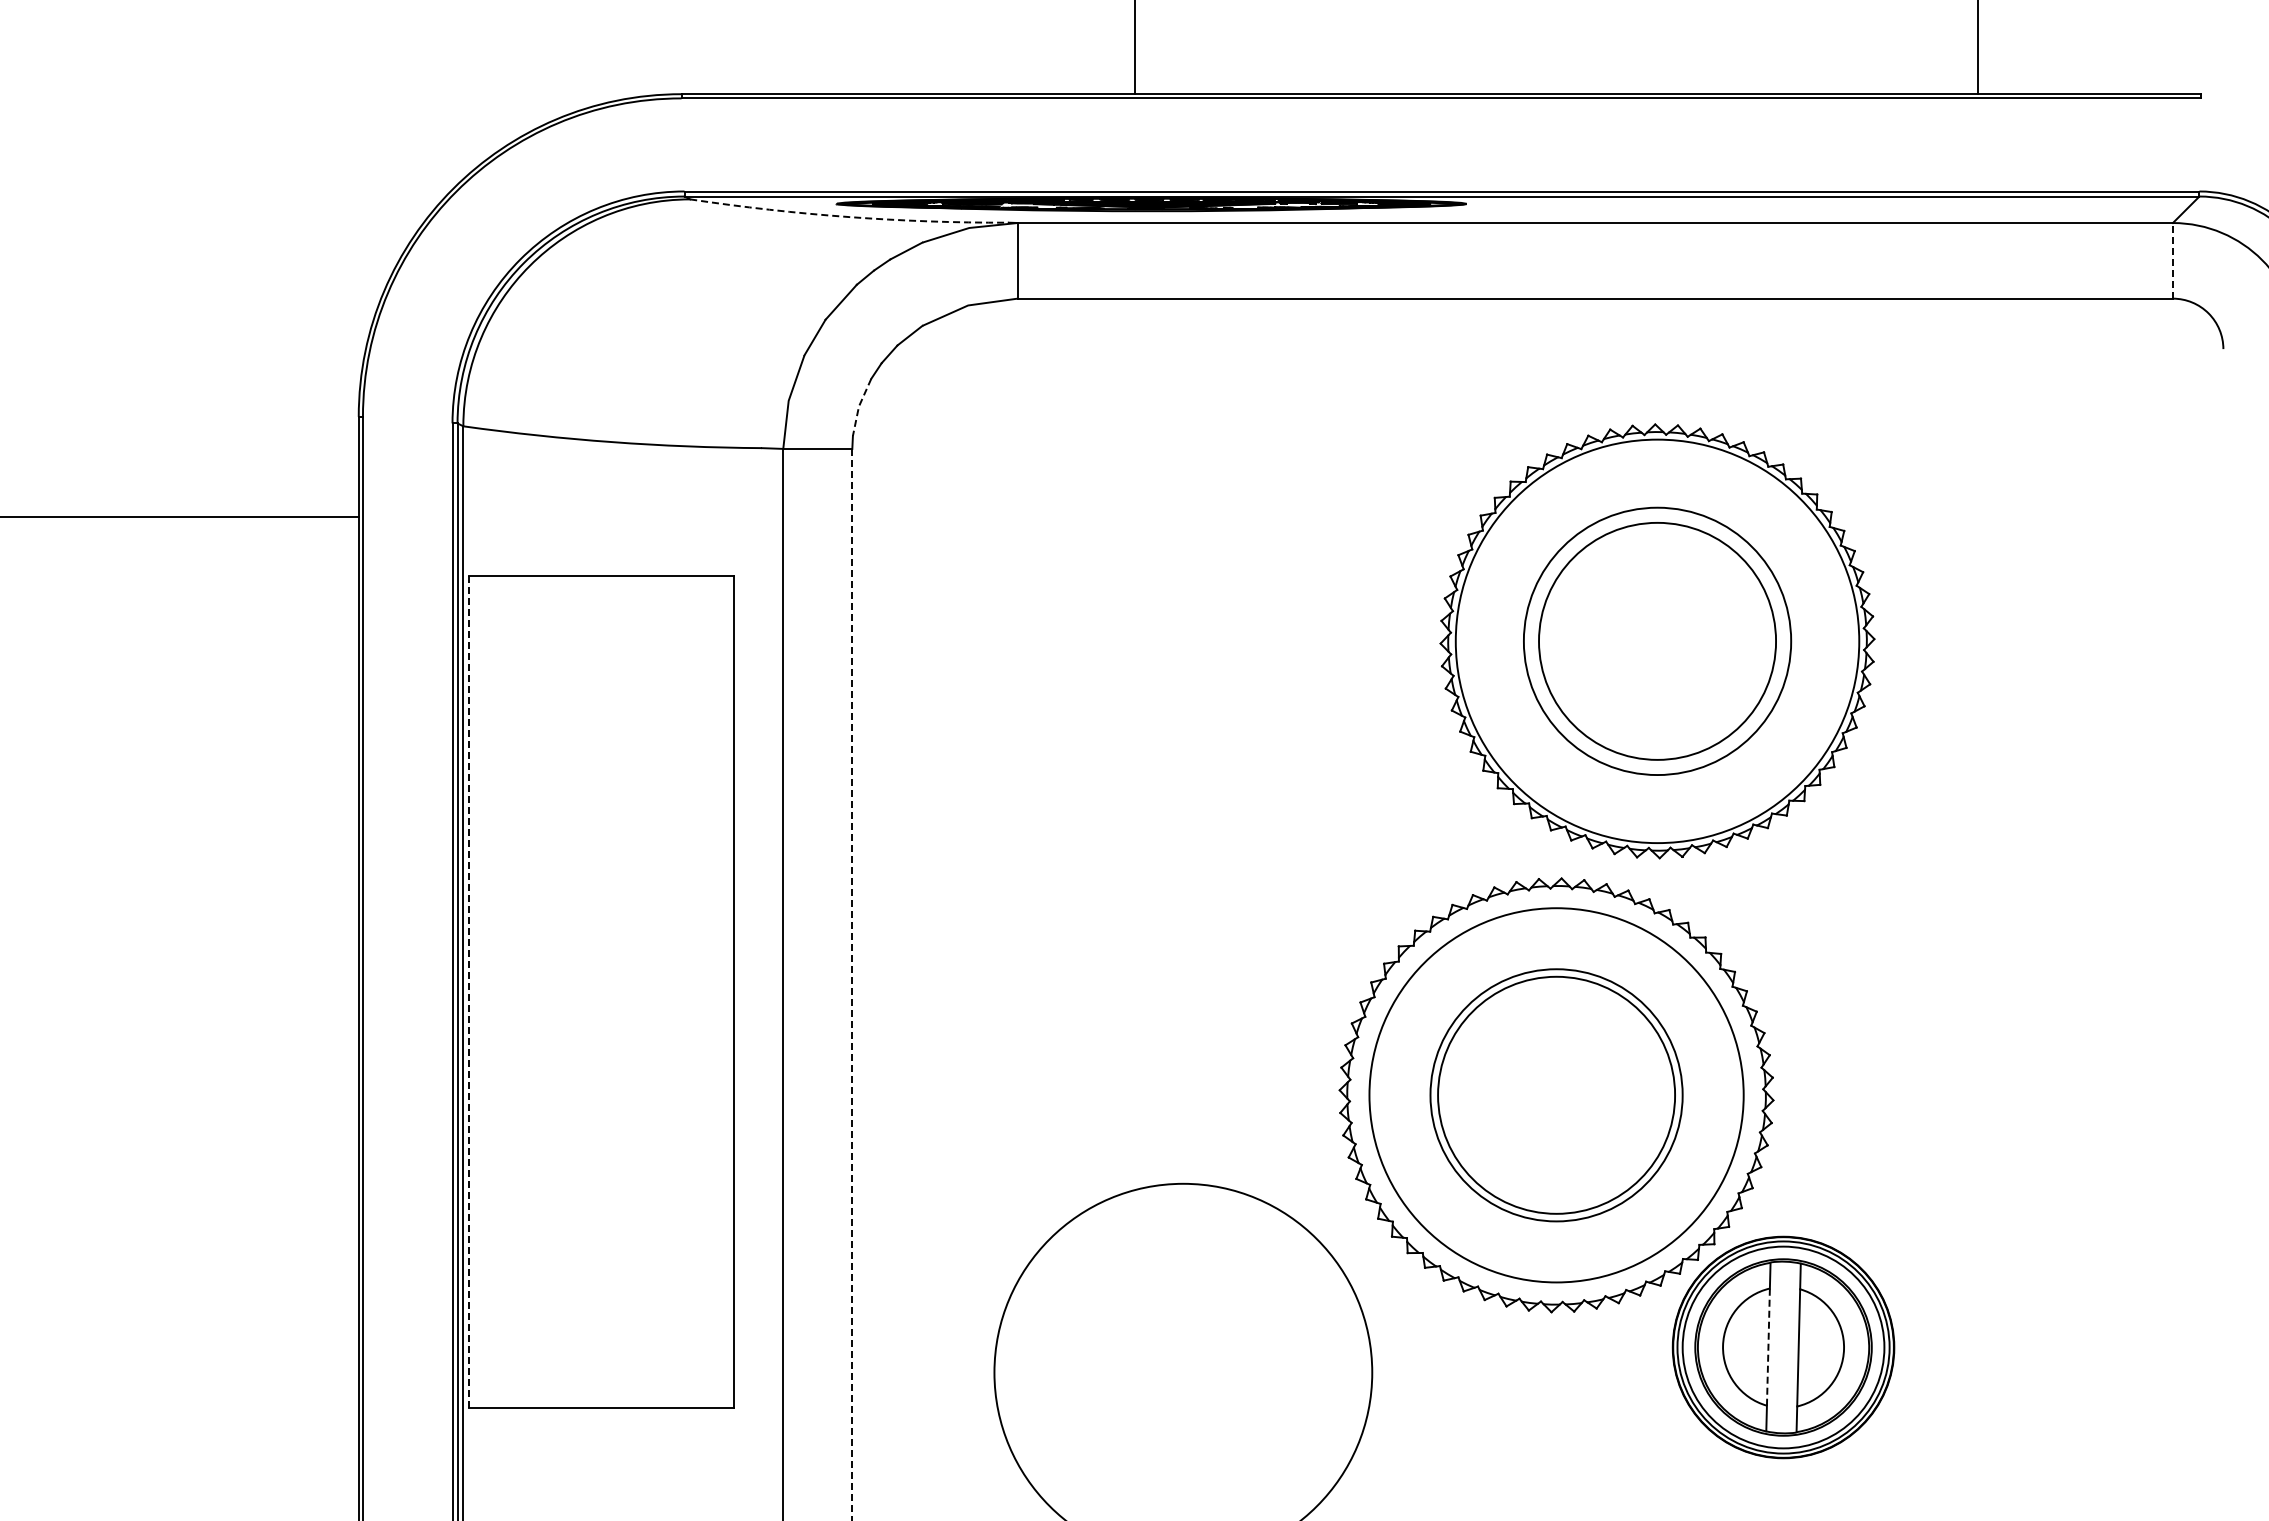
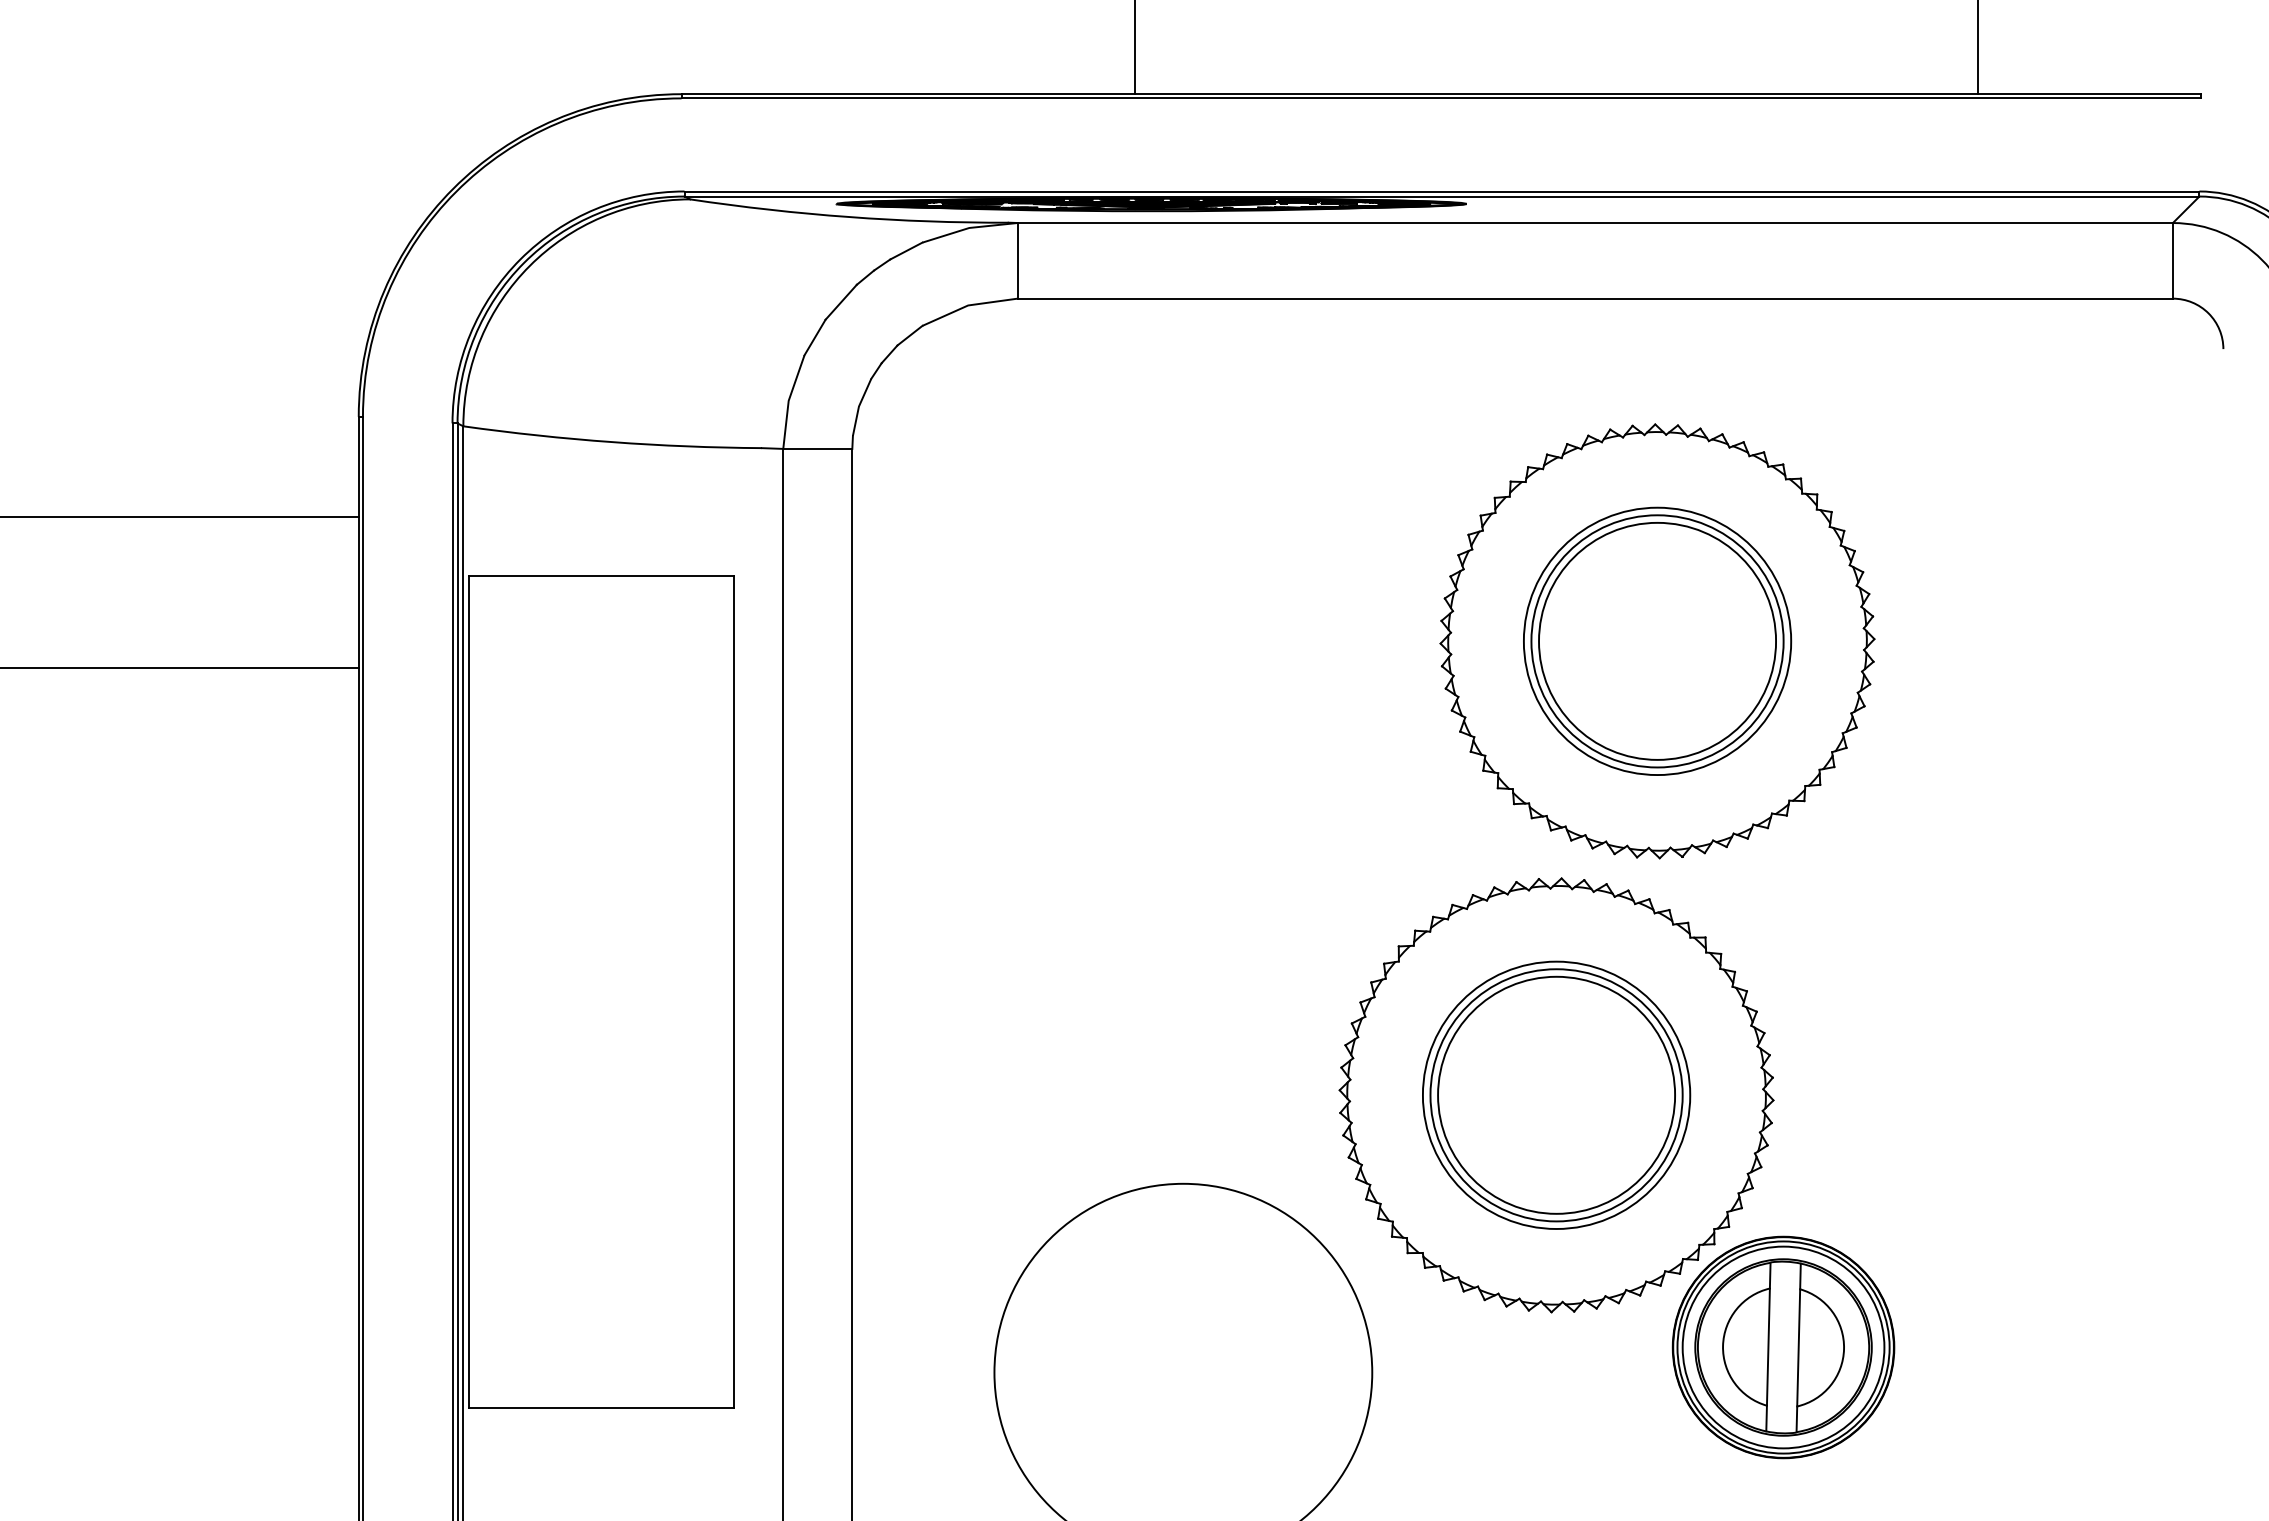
arc: dashed -> solid (849, 217)
line: dashed -> solid (2172, 260)
line: dashed -> solid (858, 406)
circle diameter: 403 px -> 252 px (1657, 641)
line: none -> present (180, 667)
line: dashed -> solid (852, 984)
line: dashed -> solid (468, 991)
circle diameter: 374 px -> 267 px (1556, 1094)
line: dashed -> solid (1768, 1347)
